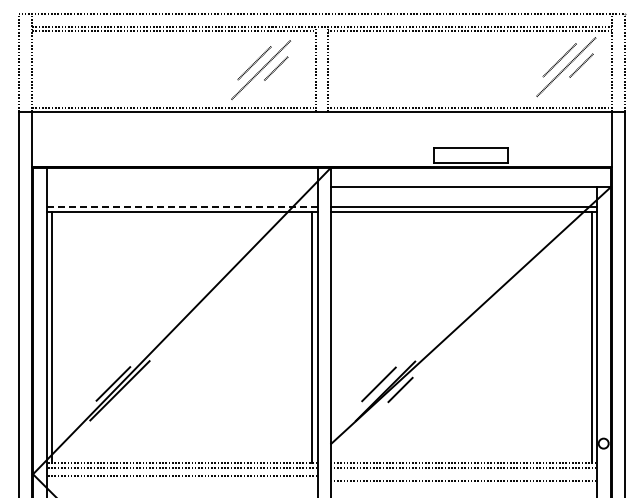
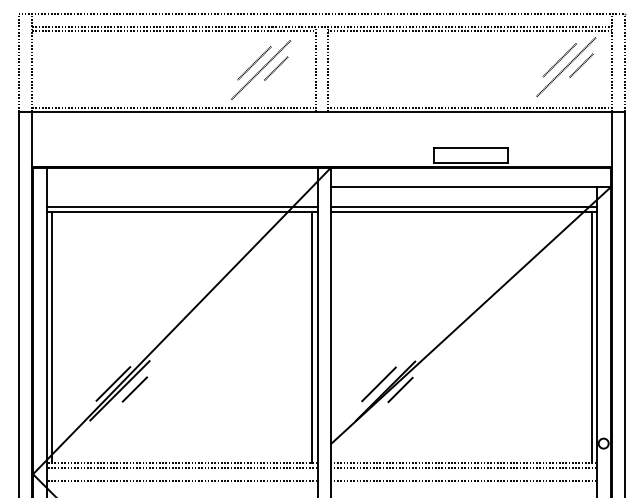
line: dashed -> solid (182, 206)
line: none -> present (134, 389)
line position: (181, 475) -> (181, 480) (181, 480)
